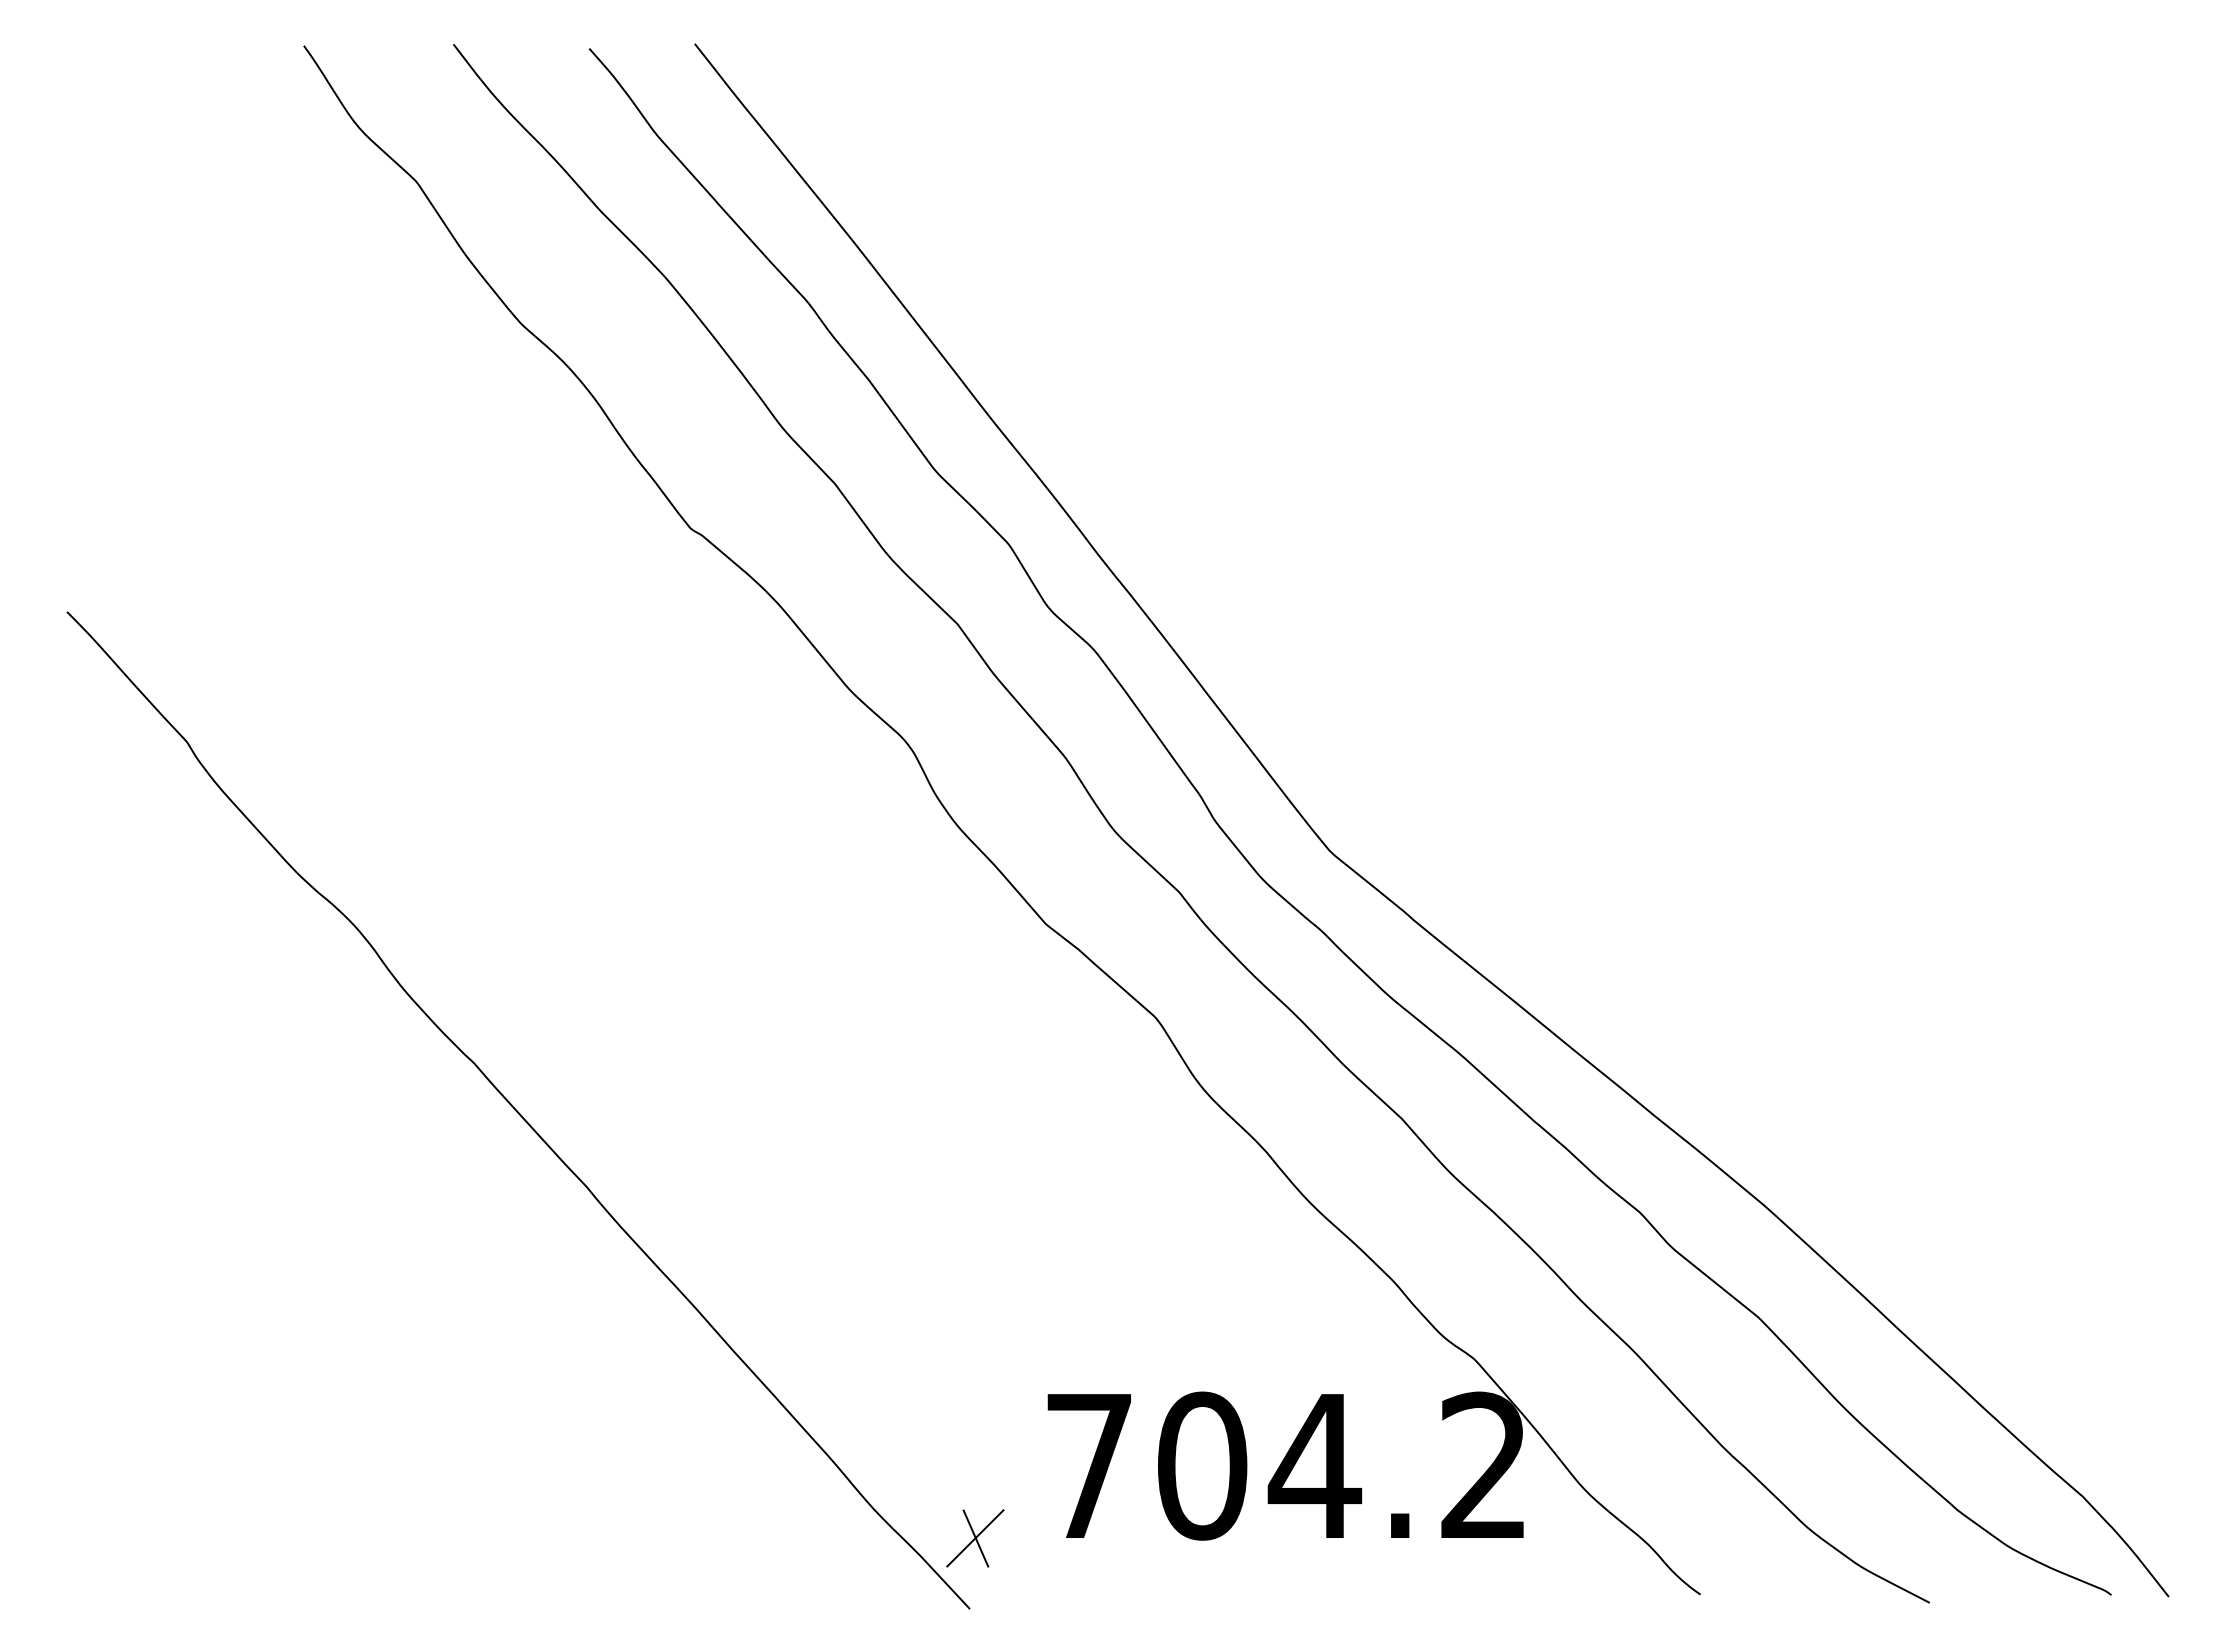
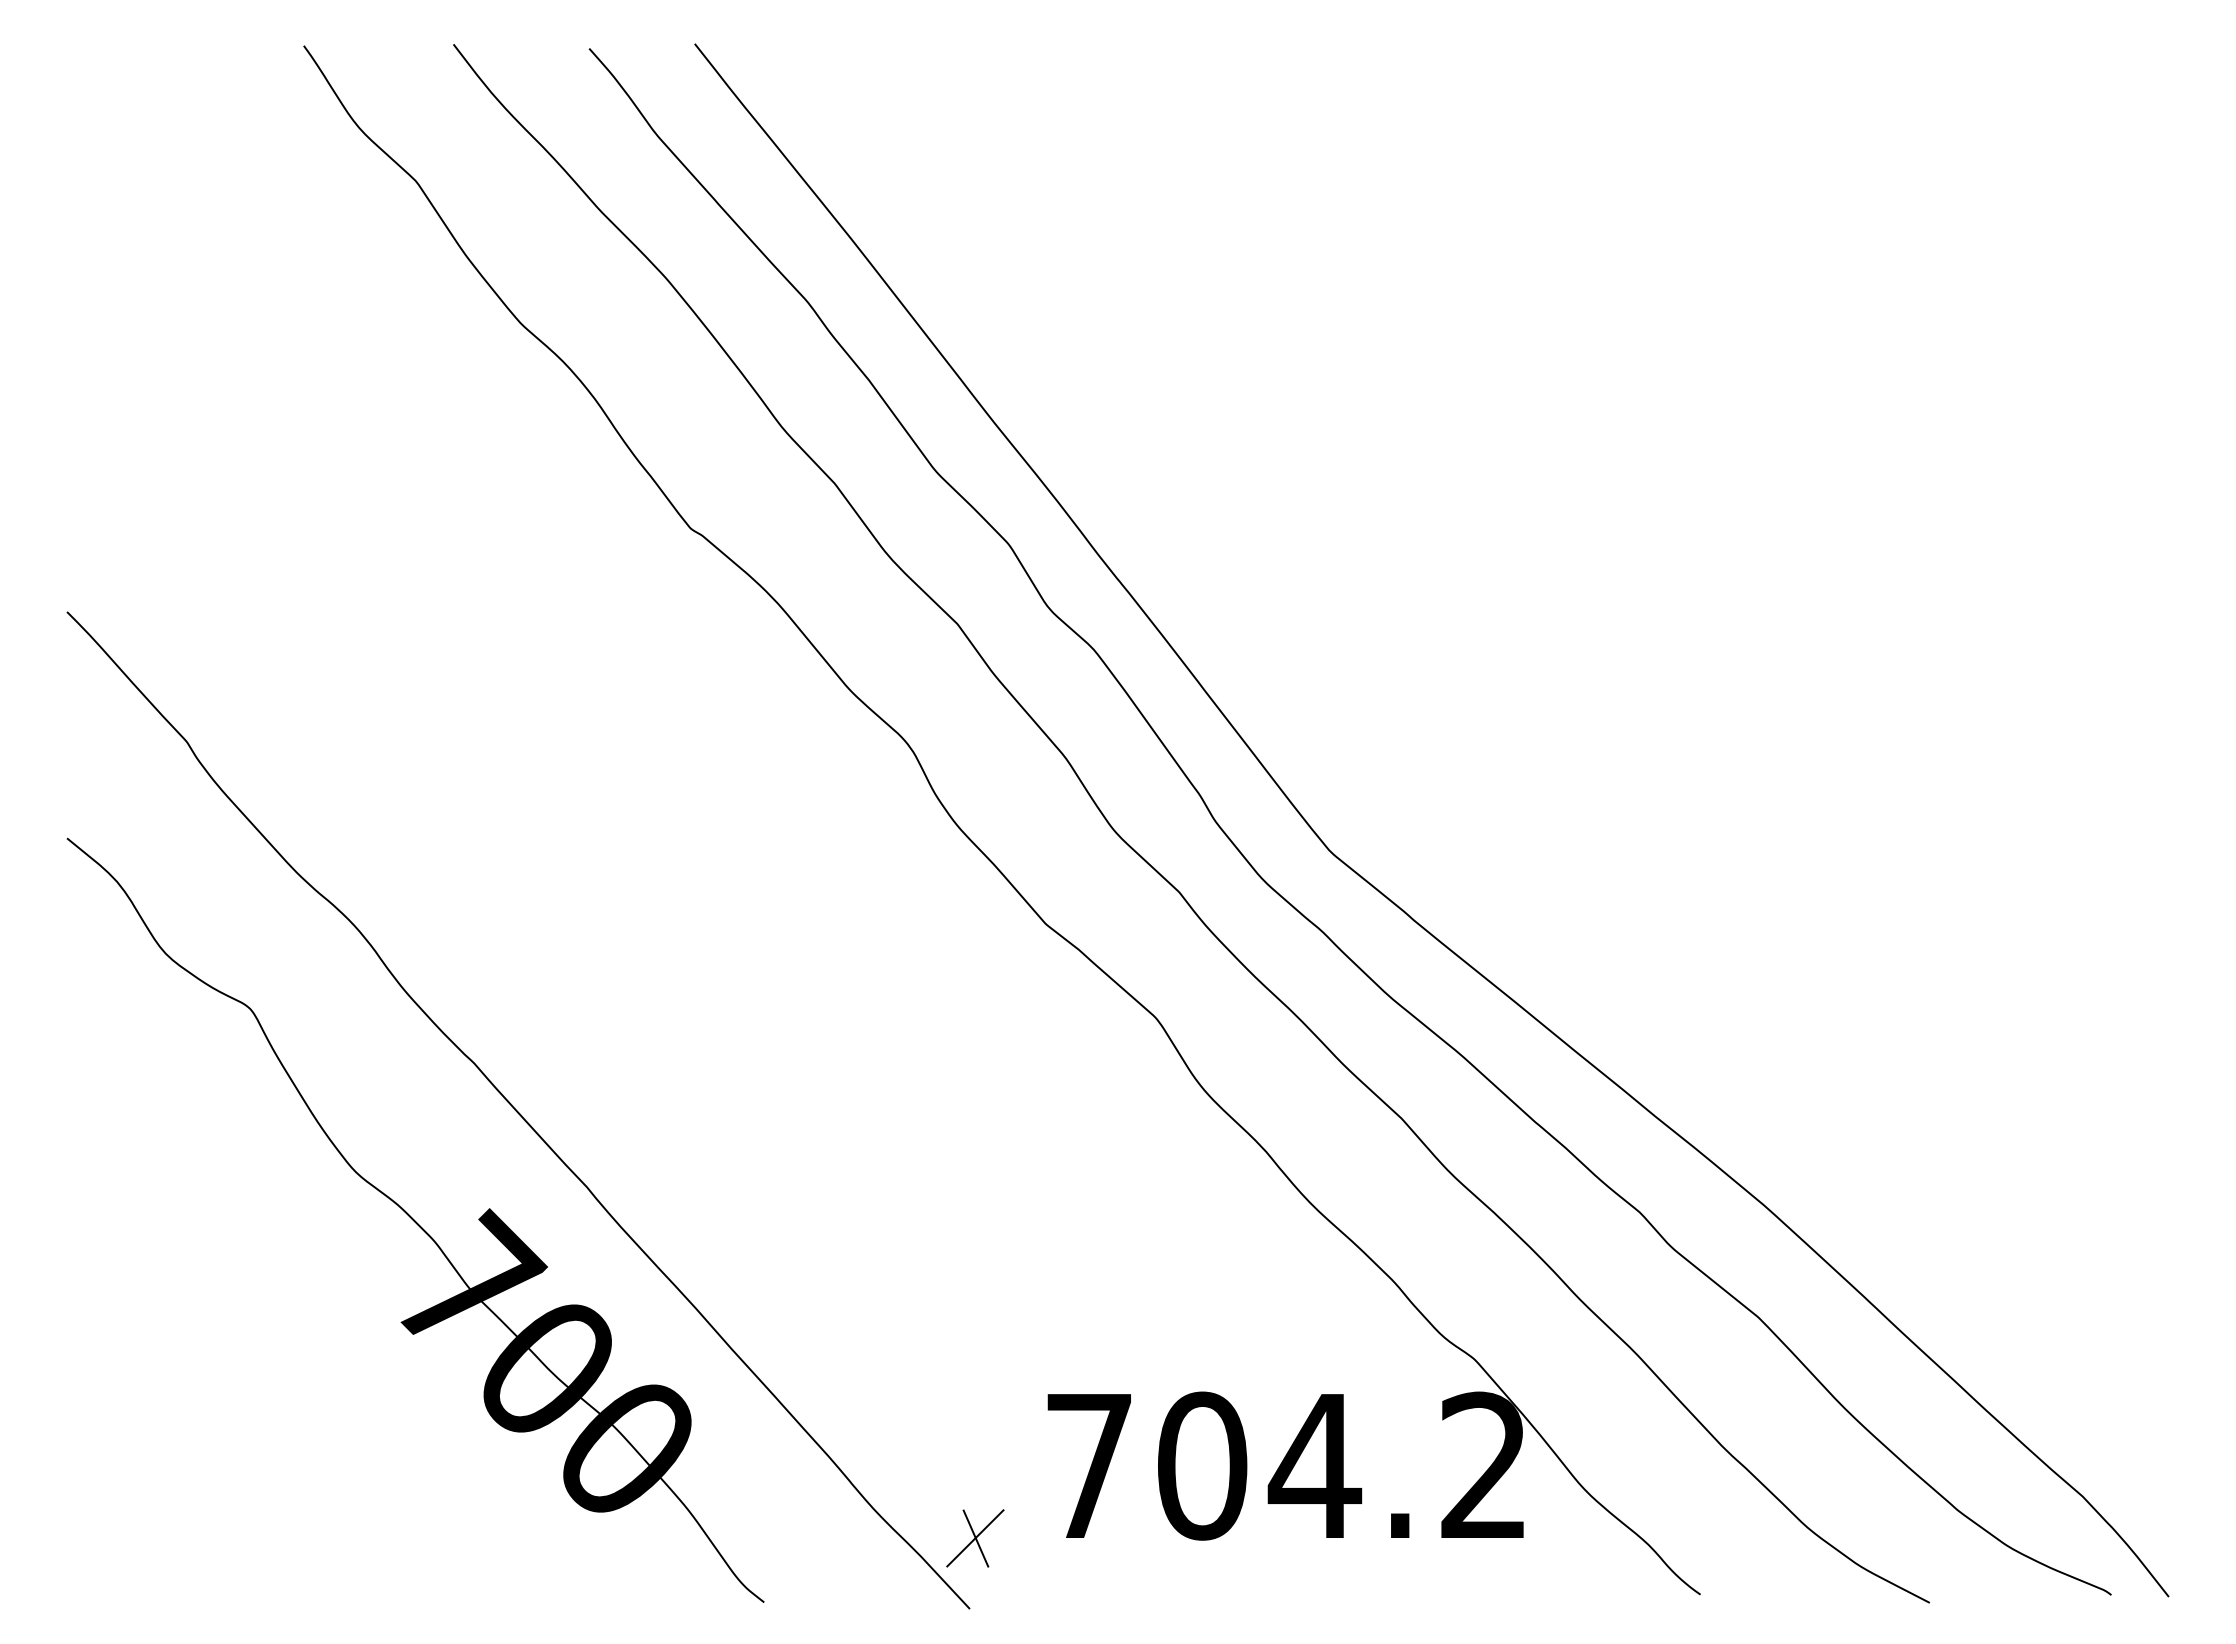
part: none -> present (415, 1219)
